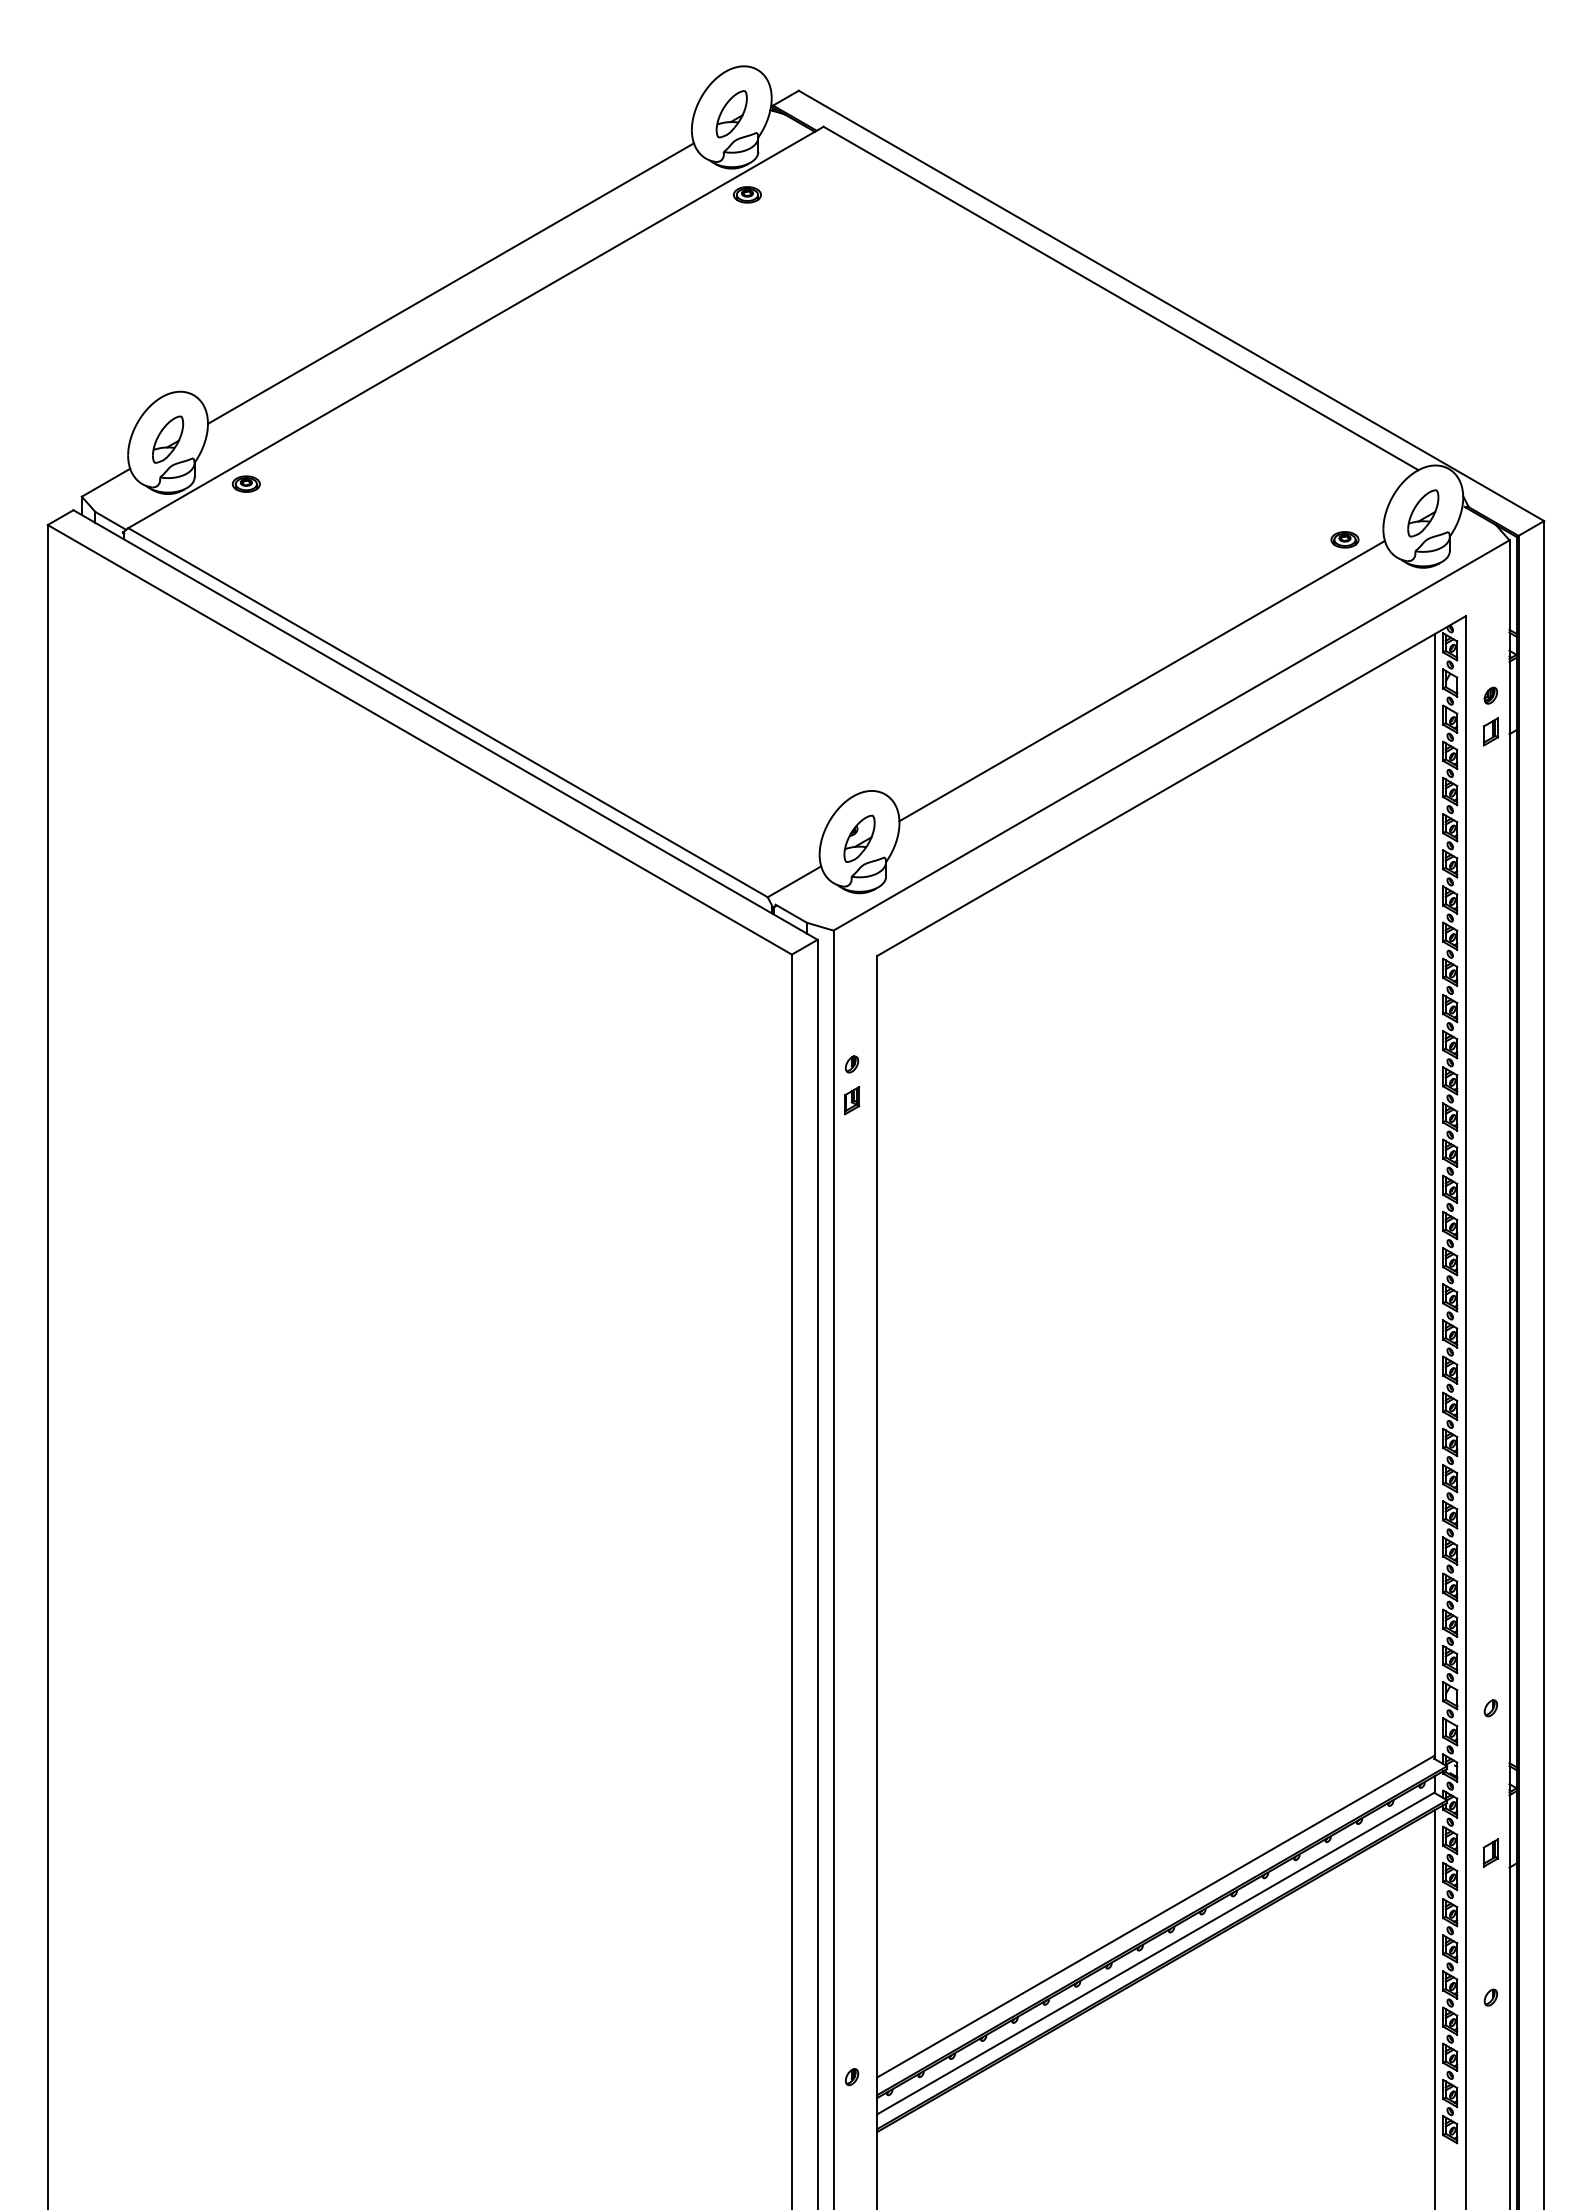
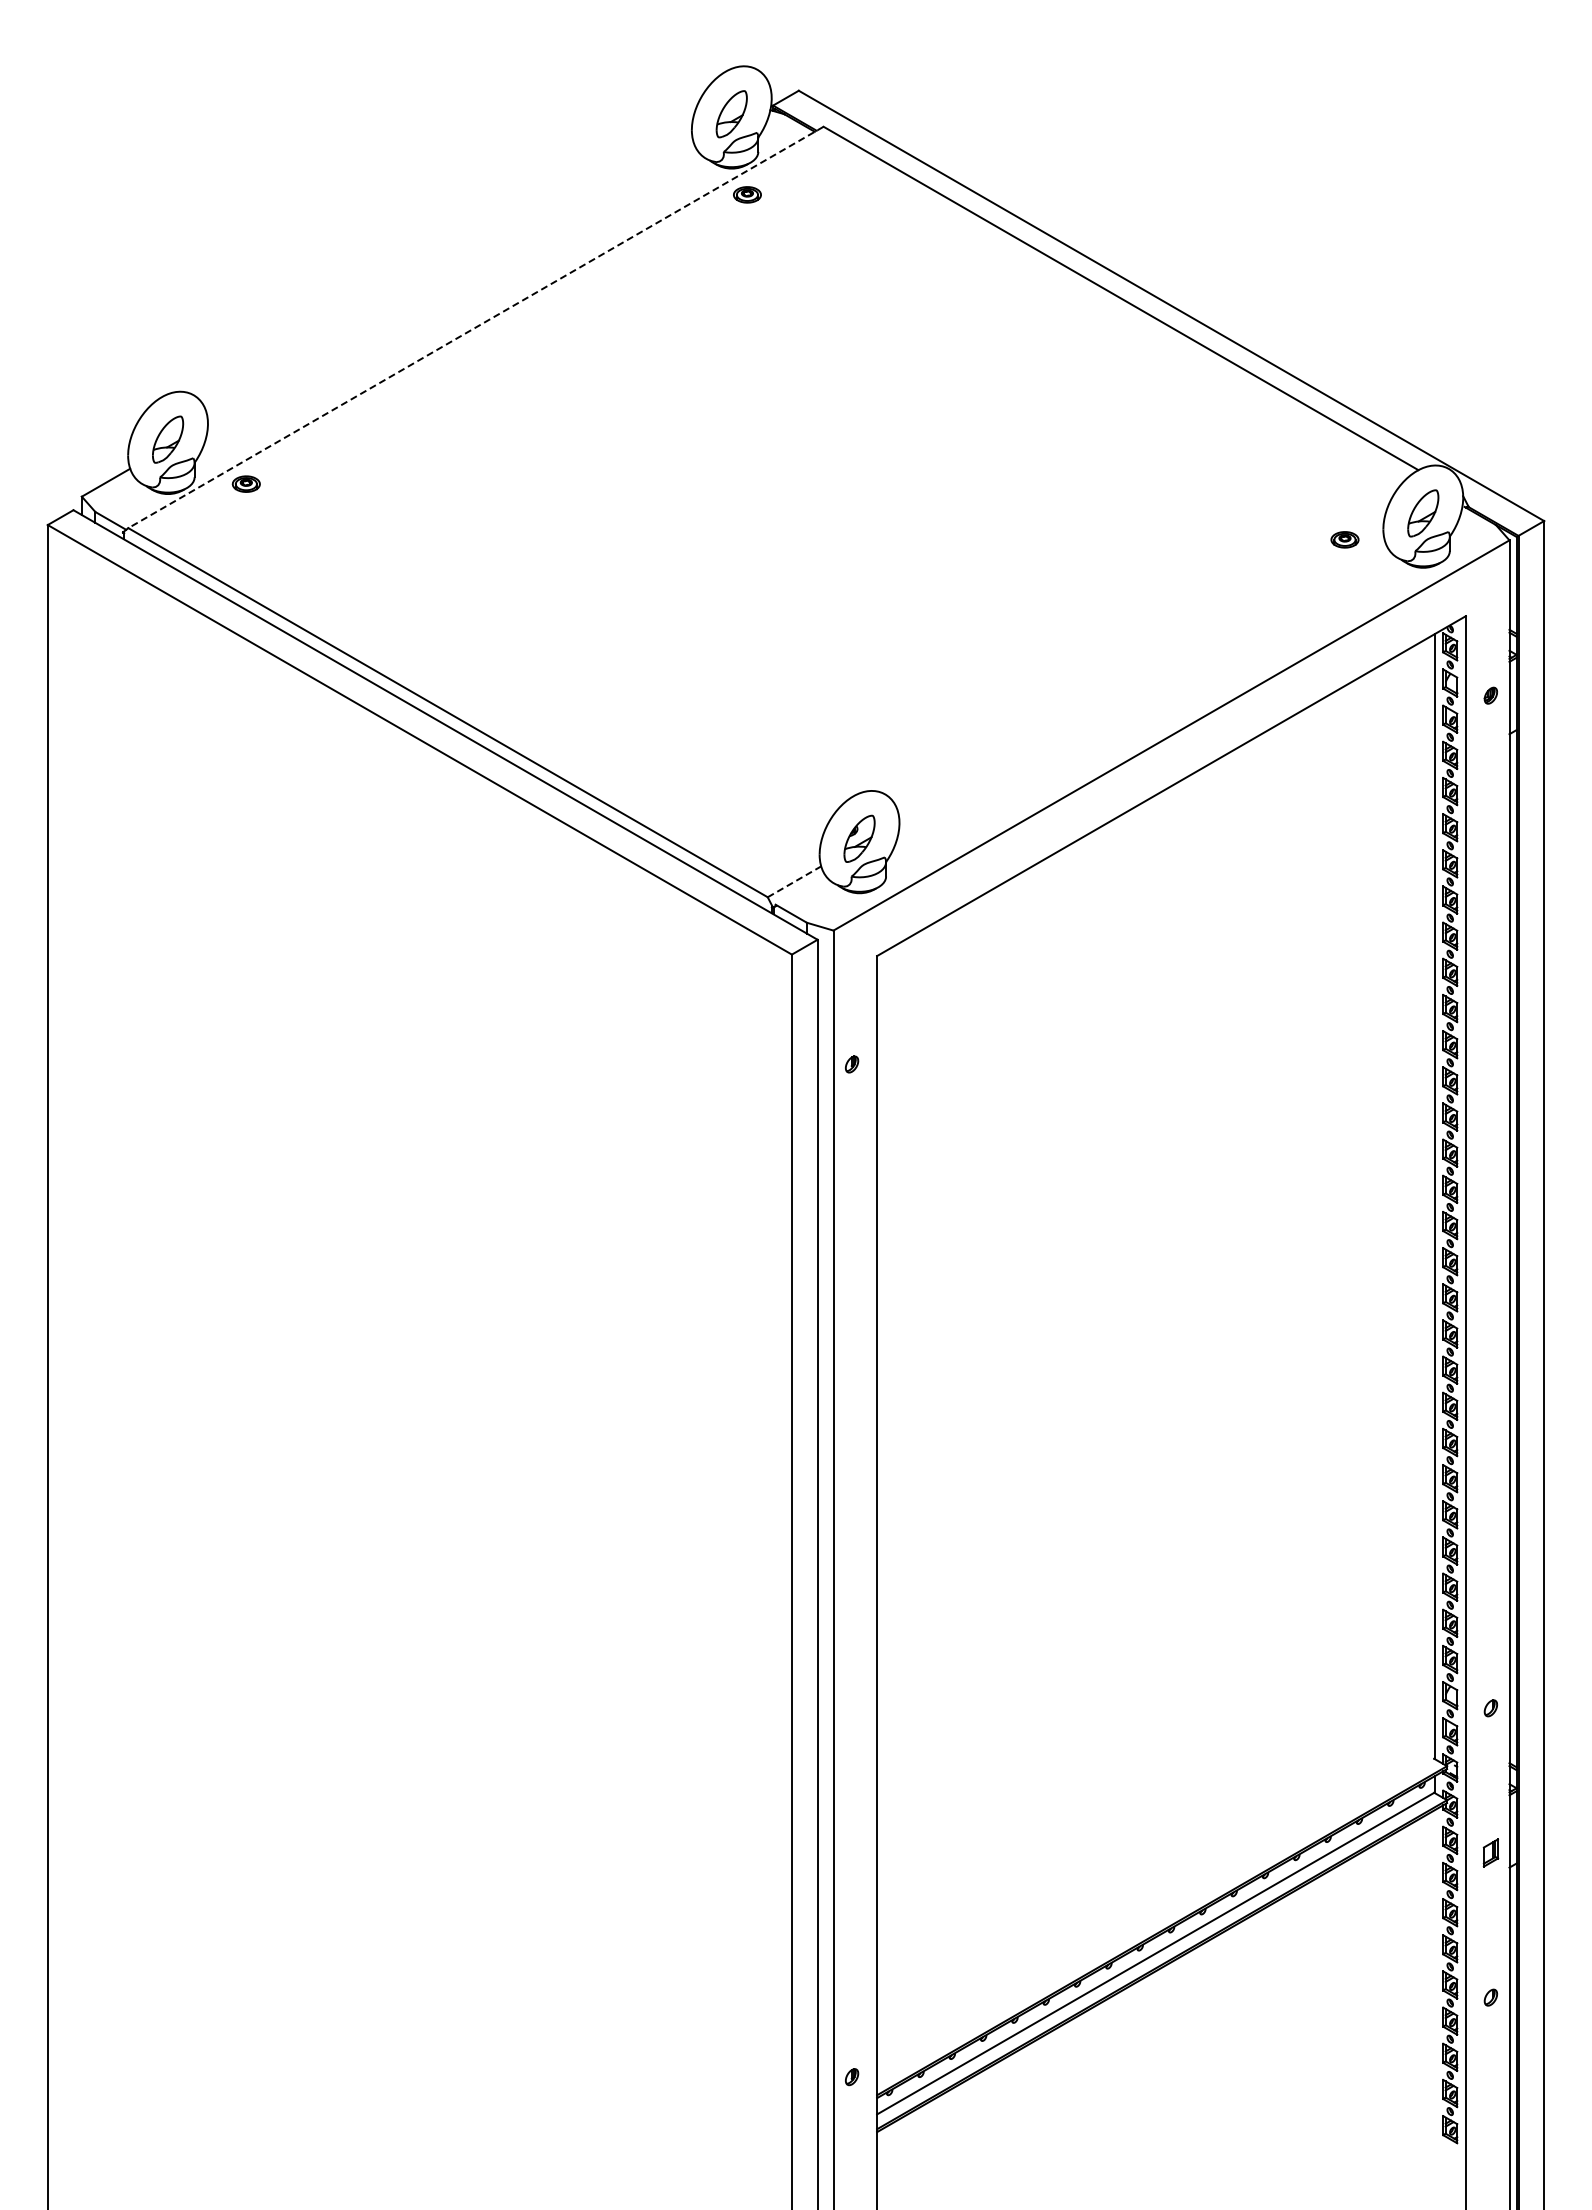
line: present -> none (450, 283)
line: solid -> dashed (475, 327)
line: present -> none (1141, 680)
part: present -> none (1490, 731)
line: solid -> dashed (794, 881)
part: present -> none (852, 1100)
line: present -> none (1155, 1916)
line: present -> none (1434, 2008)
